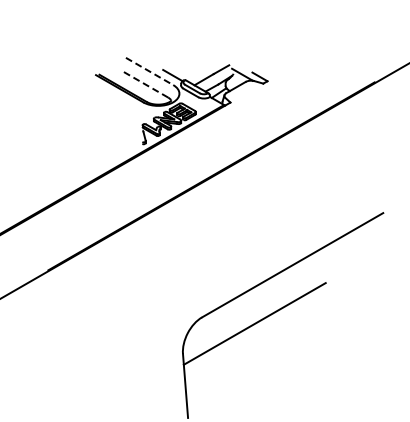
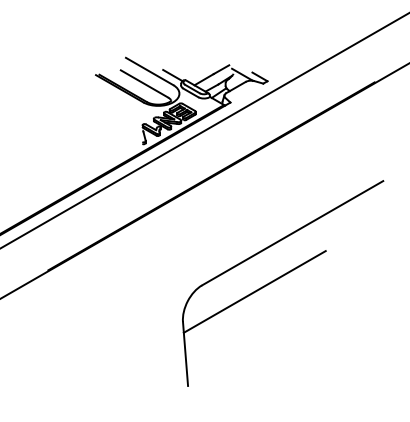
line: dashed -> solid (150, 71)
line: dashed -> solid (144, 83)
line: none -> present (204, 130)
part position: (283, 315) -> (283, 283) (283, 283)
